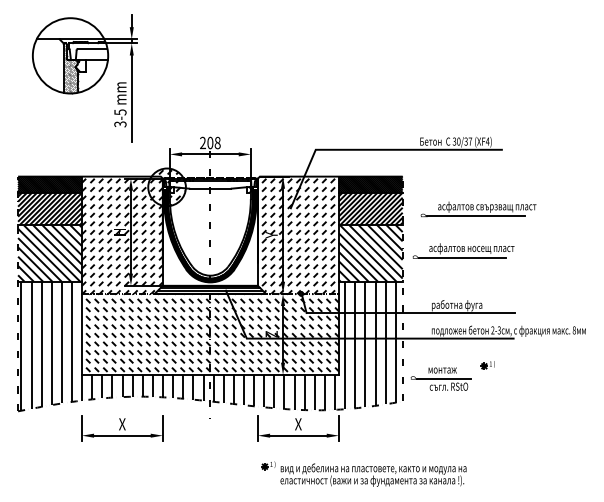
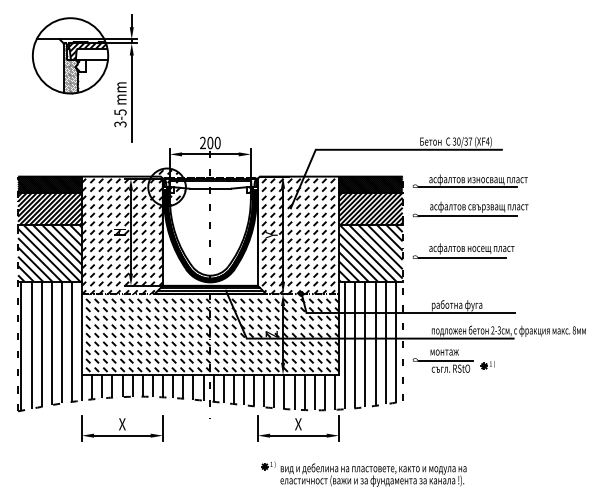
hatch: none -> present (87, 51)
text: 208 -> 200 (217, 142)
part: none -> present (469, 180)
part position: (478, 209) -> (470, 209) (470, 209)
part position: (440, 378) -> (442, 360) (442, 360)
